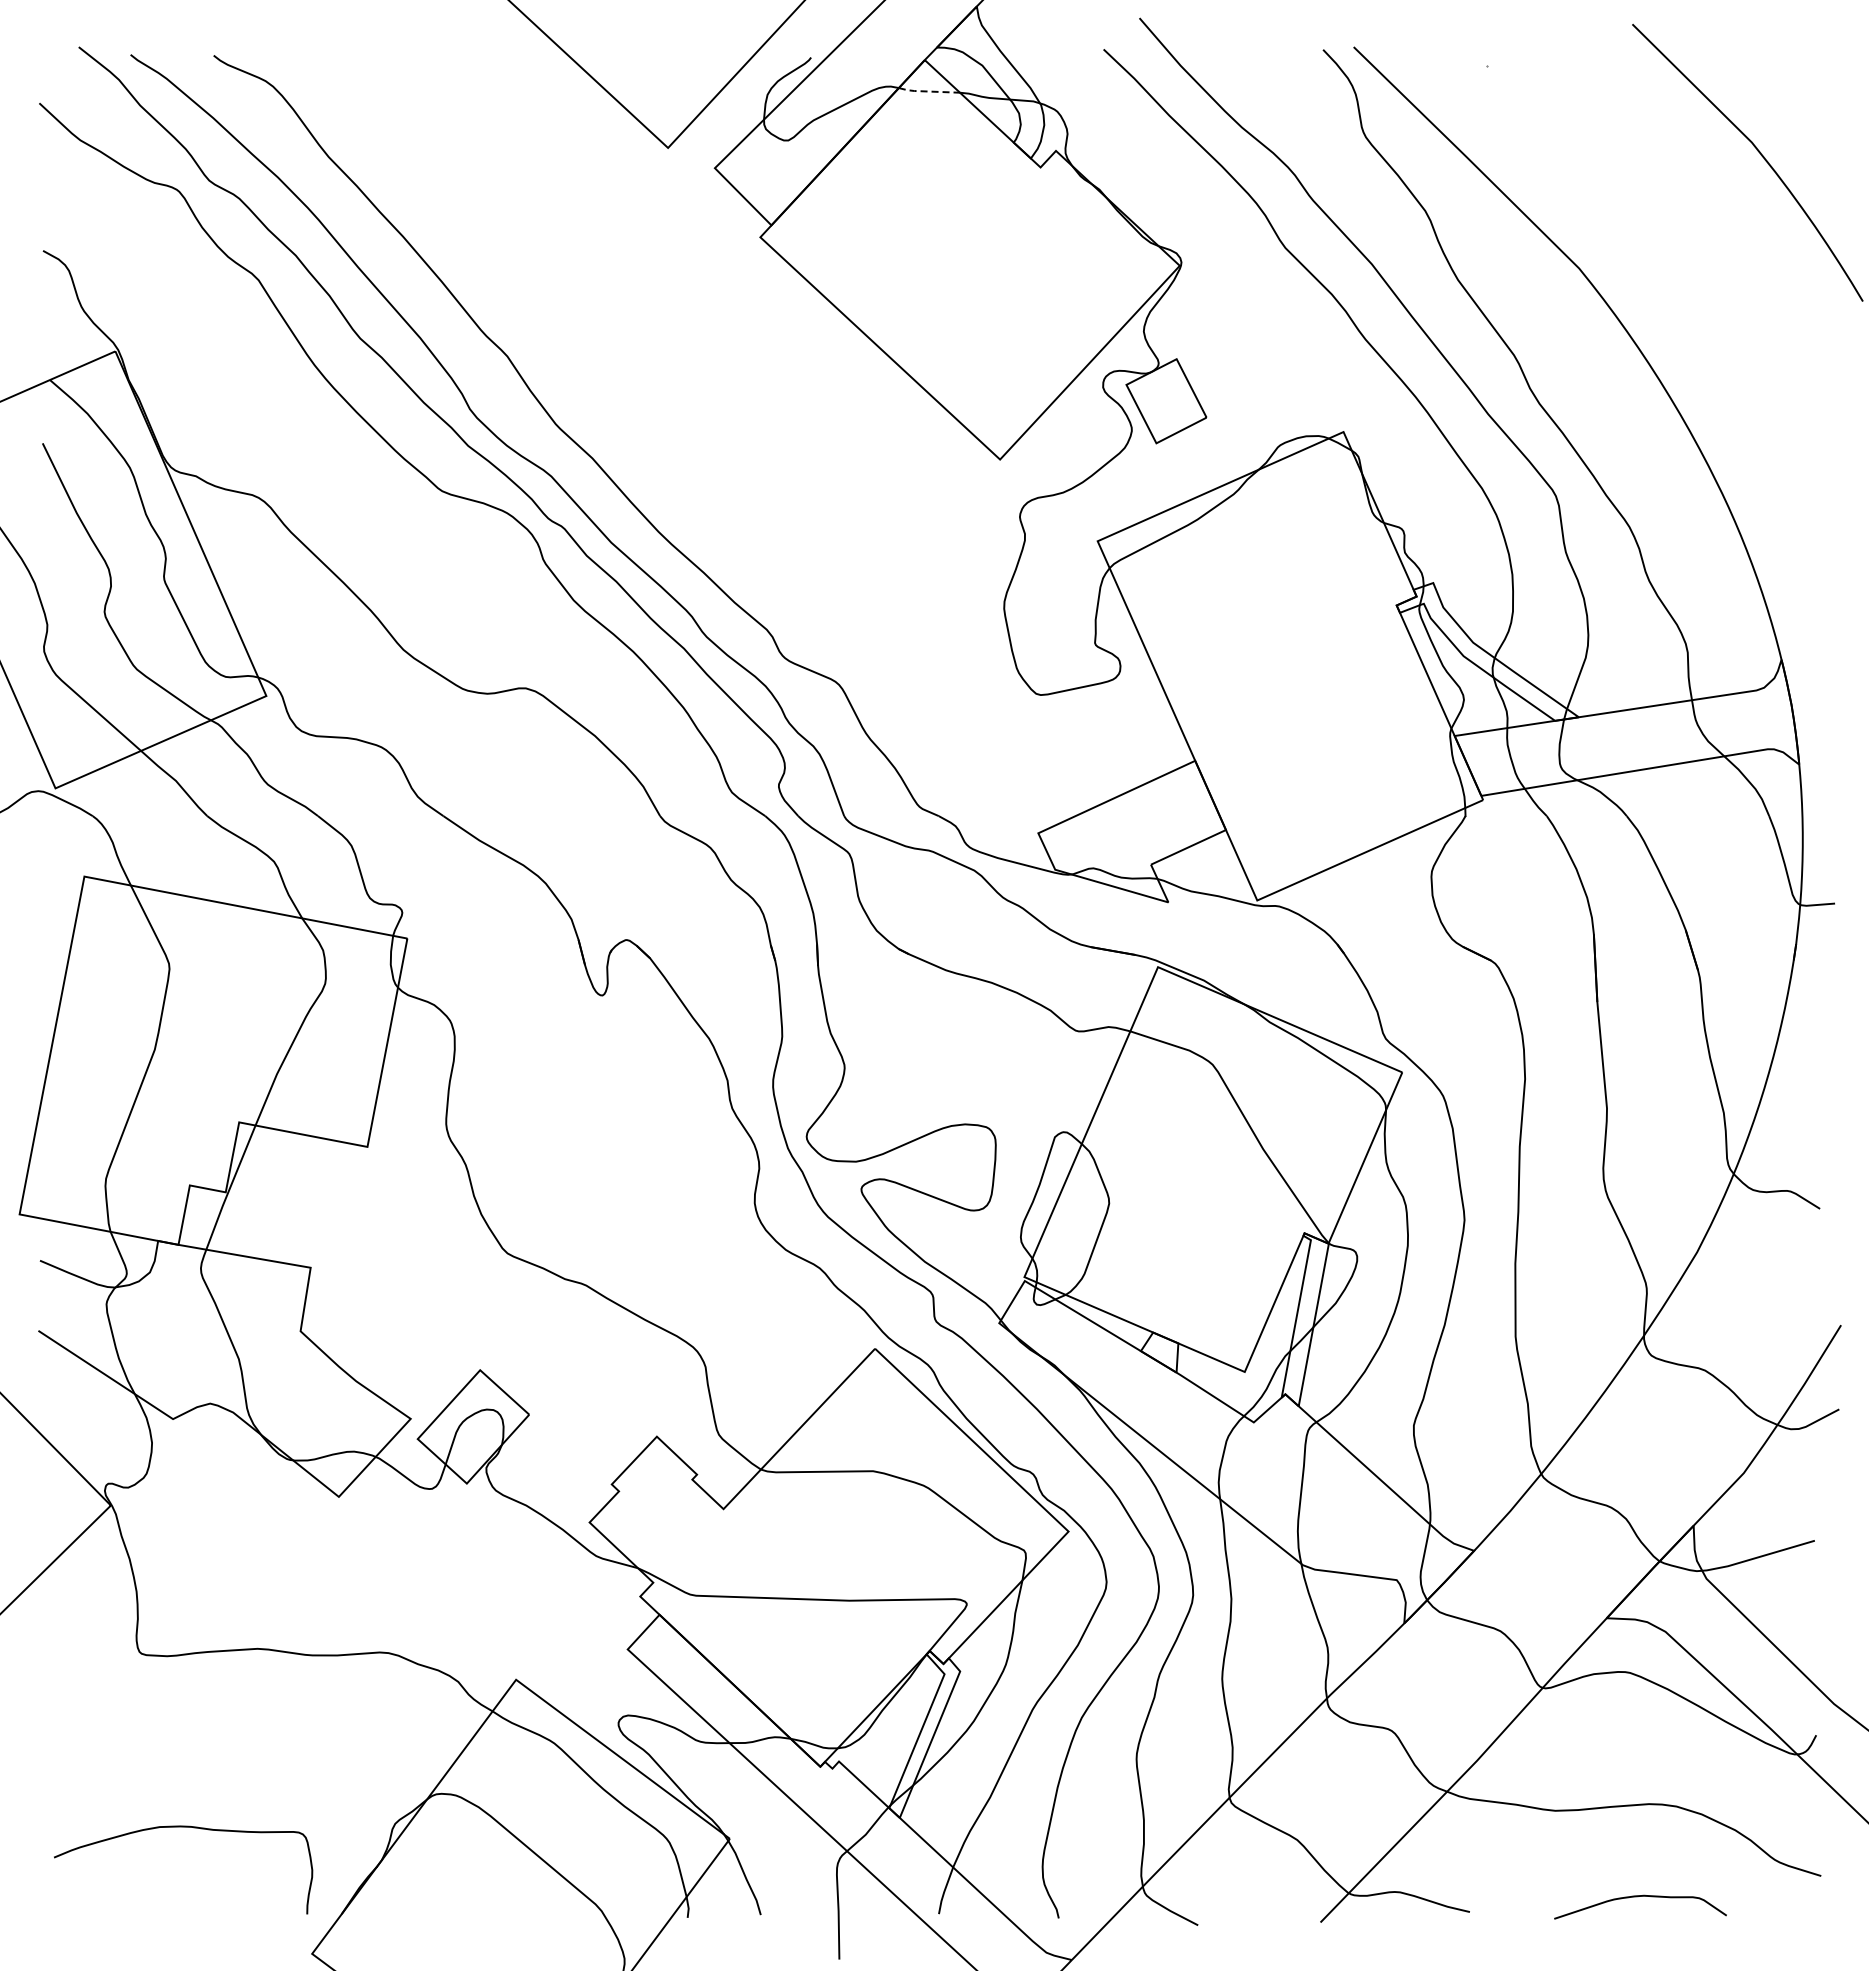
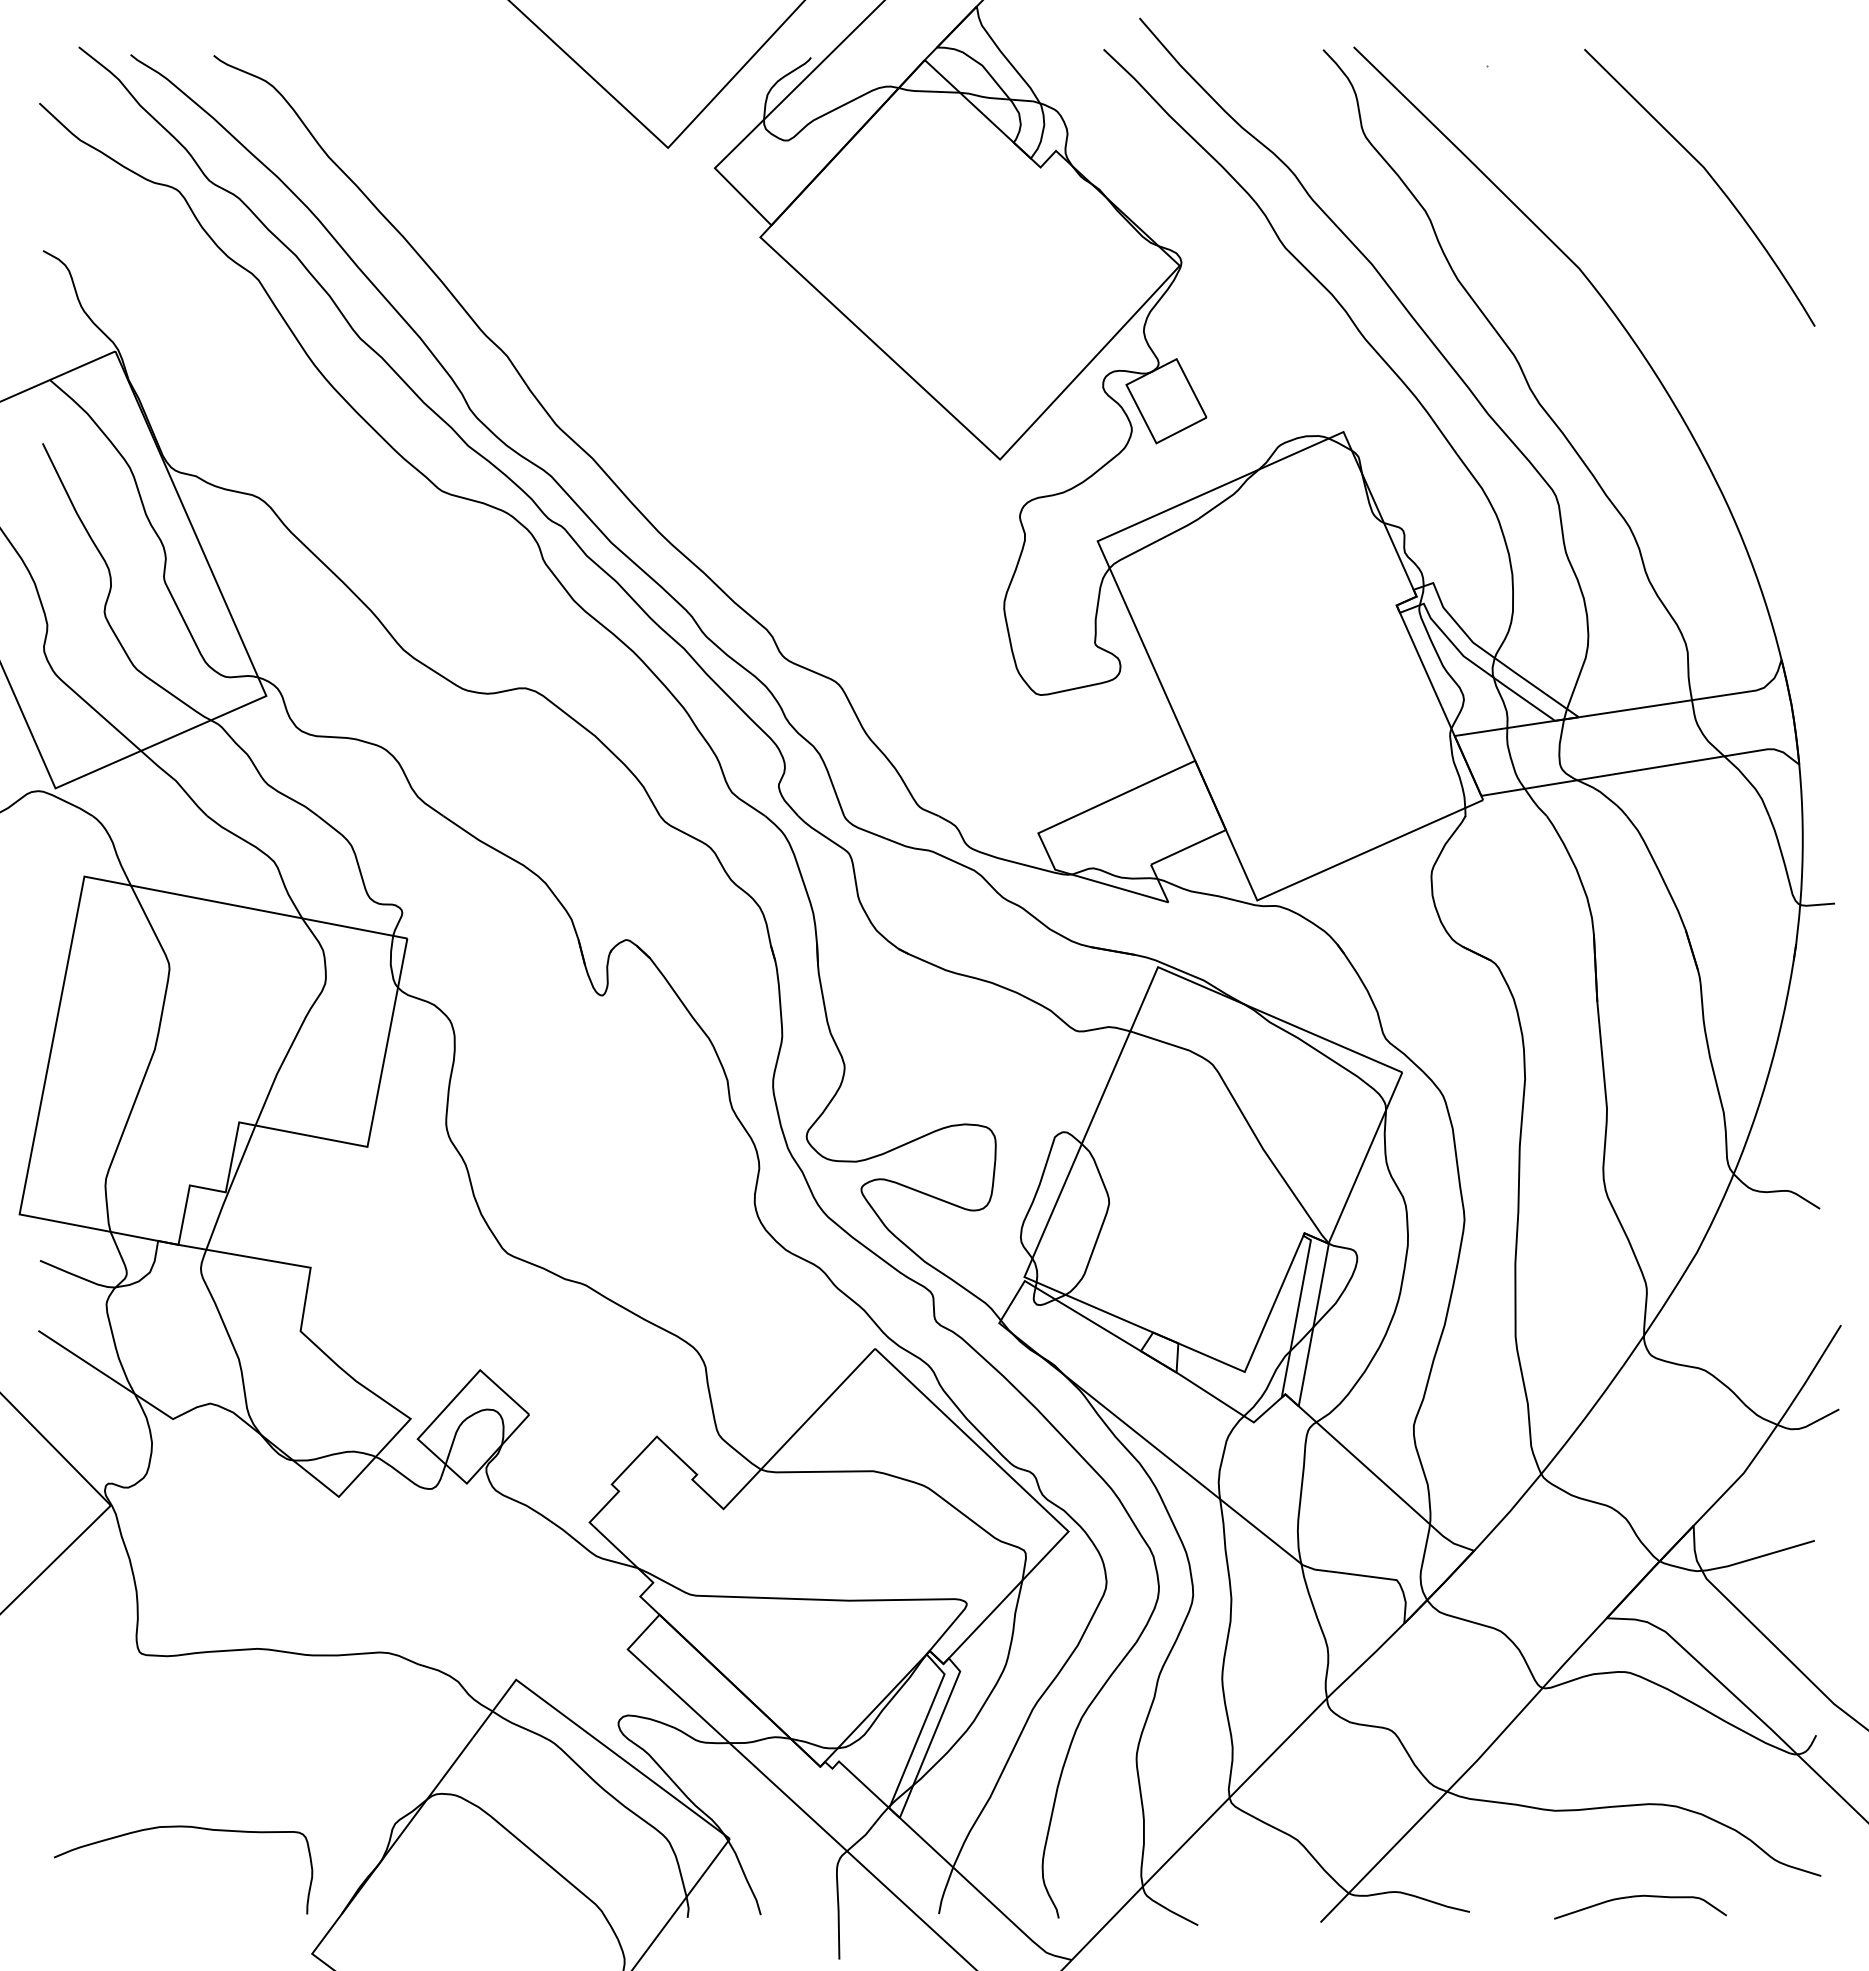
line: dashed -> solid (928, 91)
curve position: (1757, 151) -> (1709, 176) (1709, 176)
